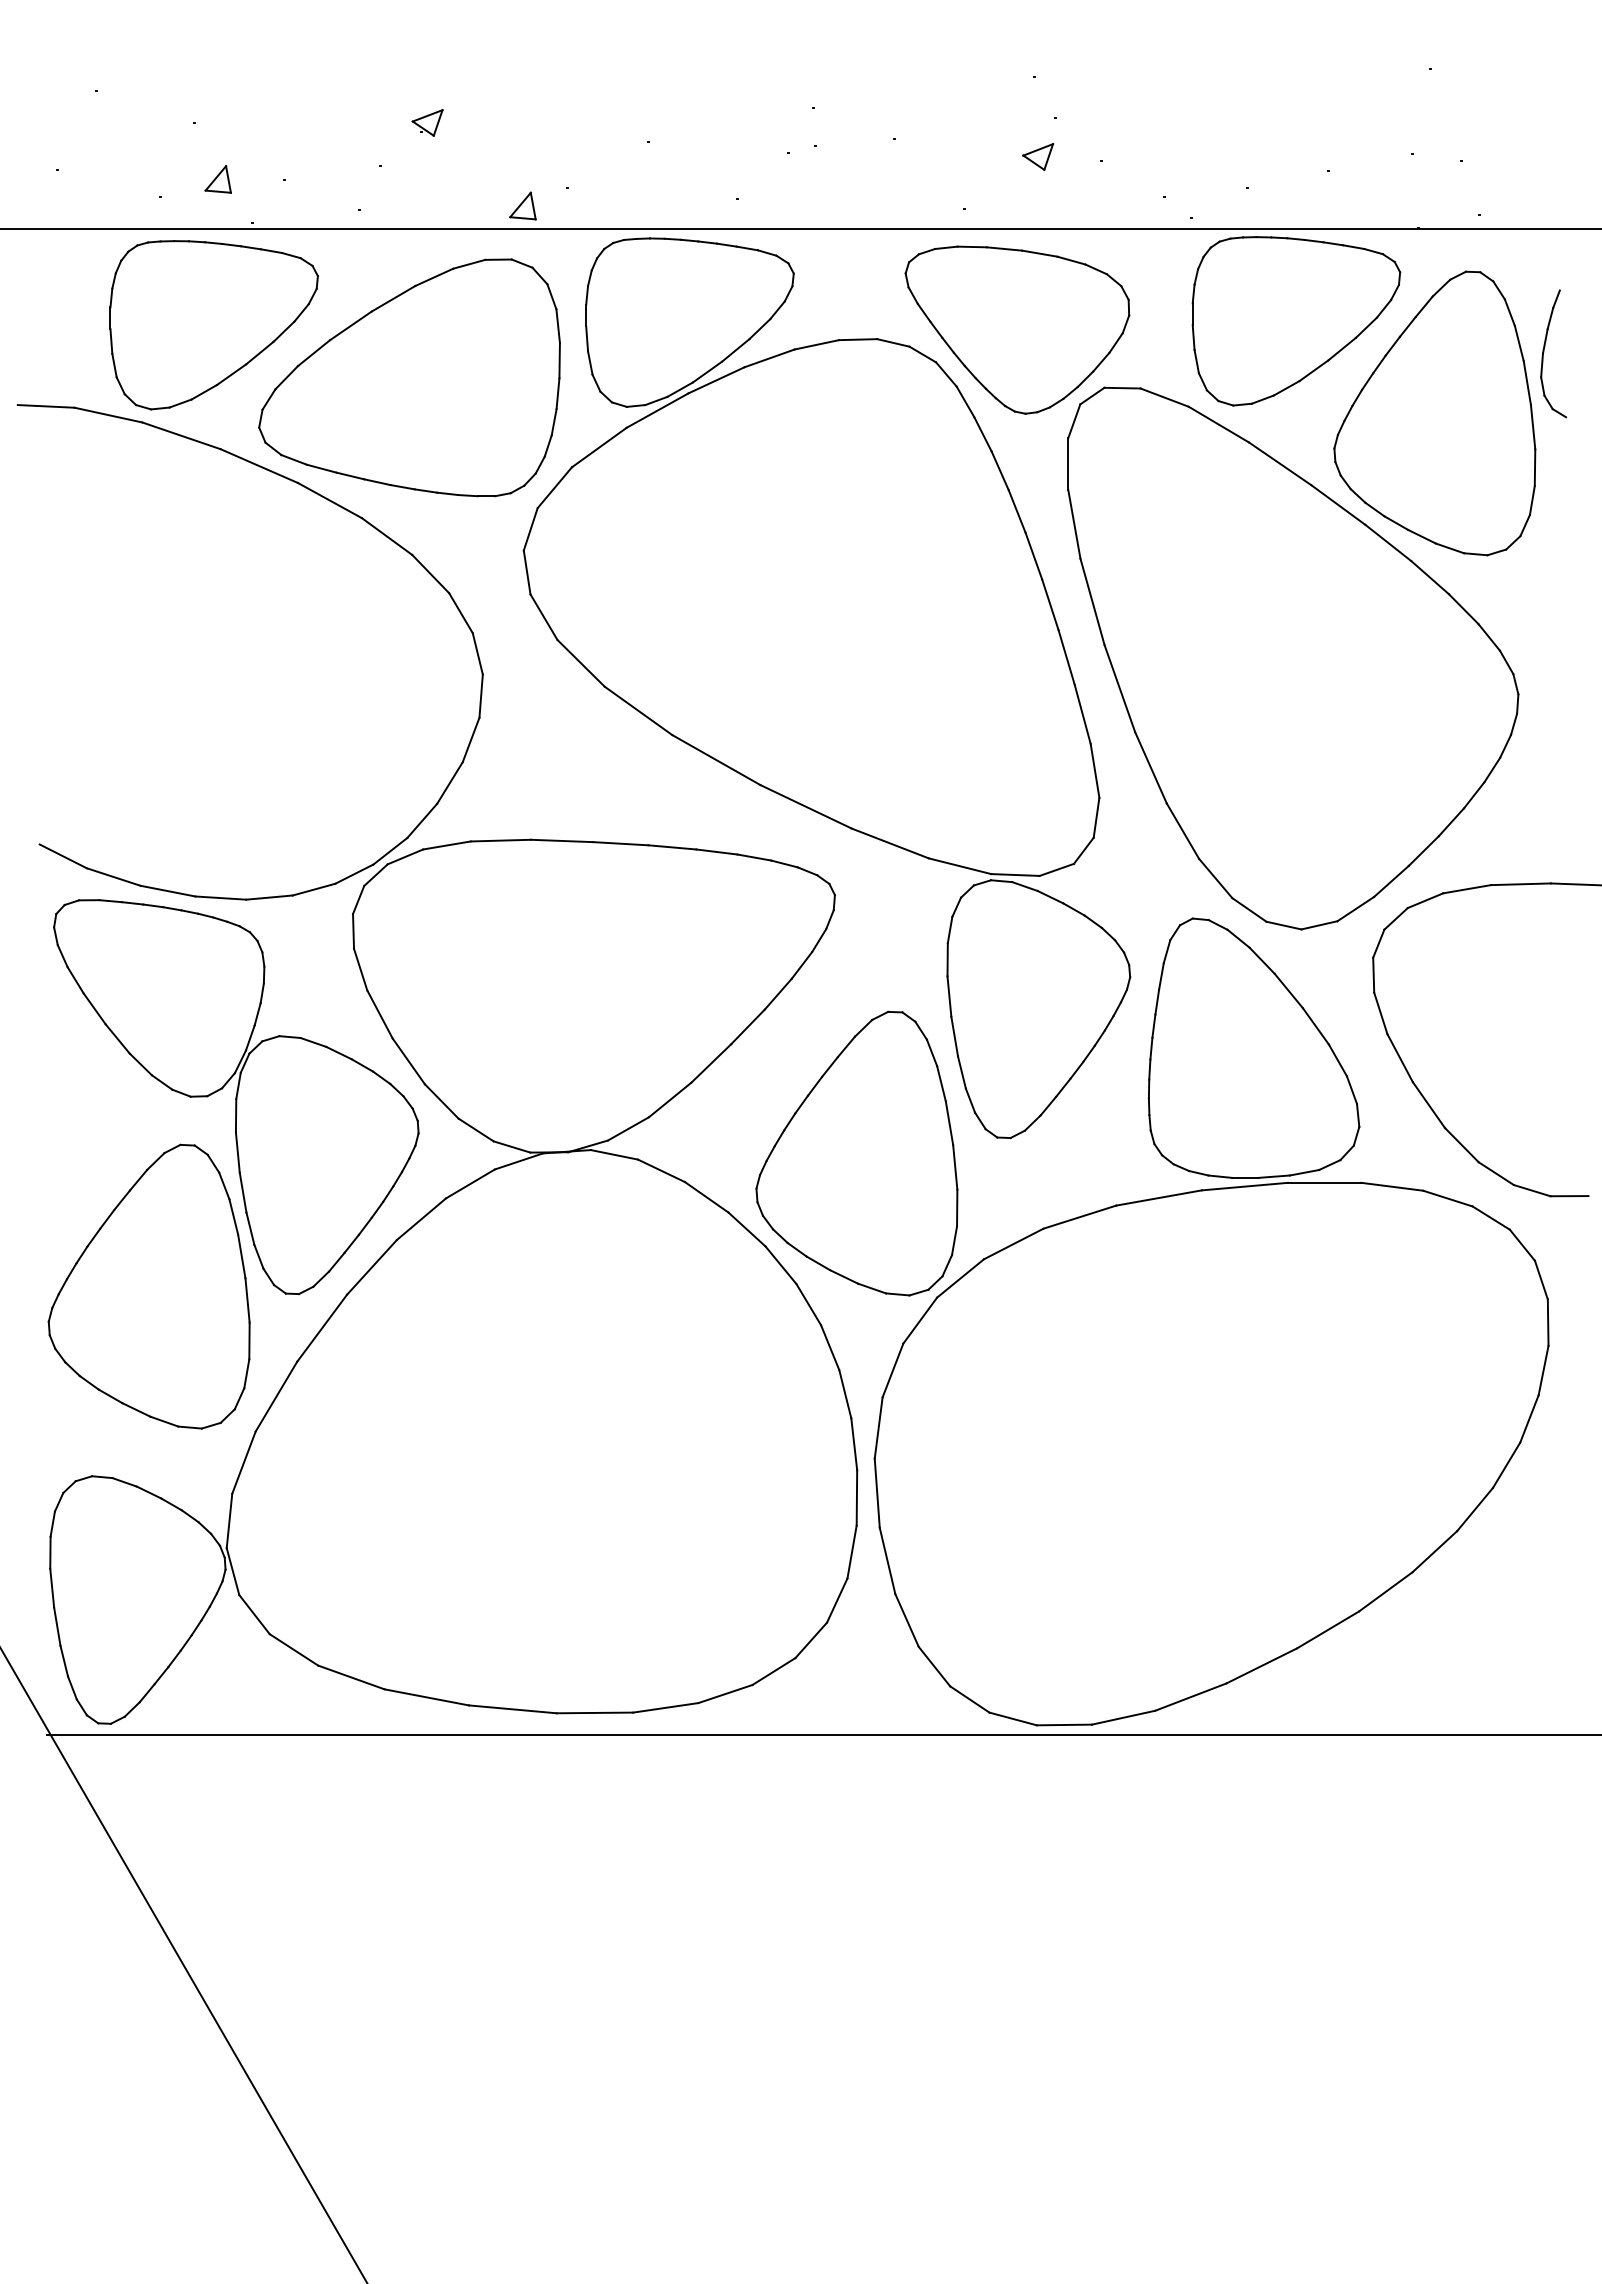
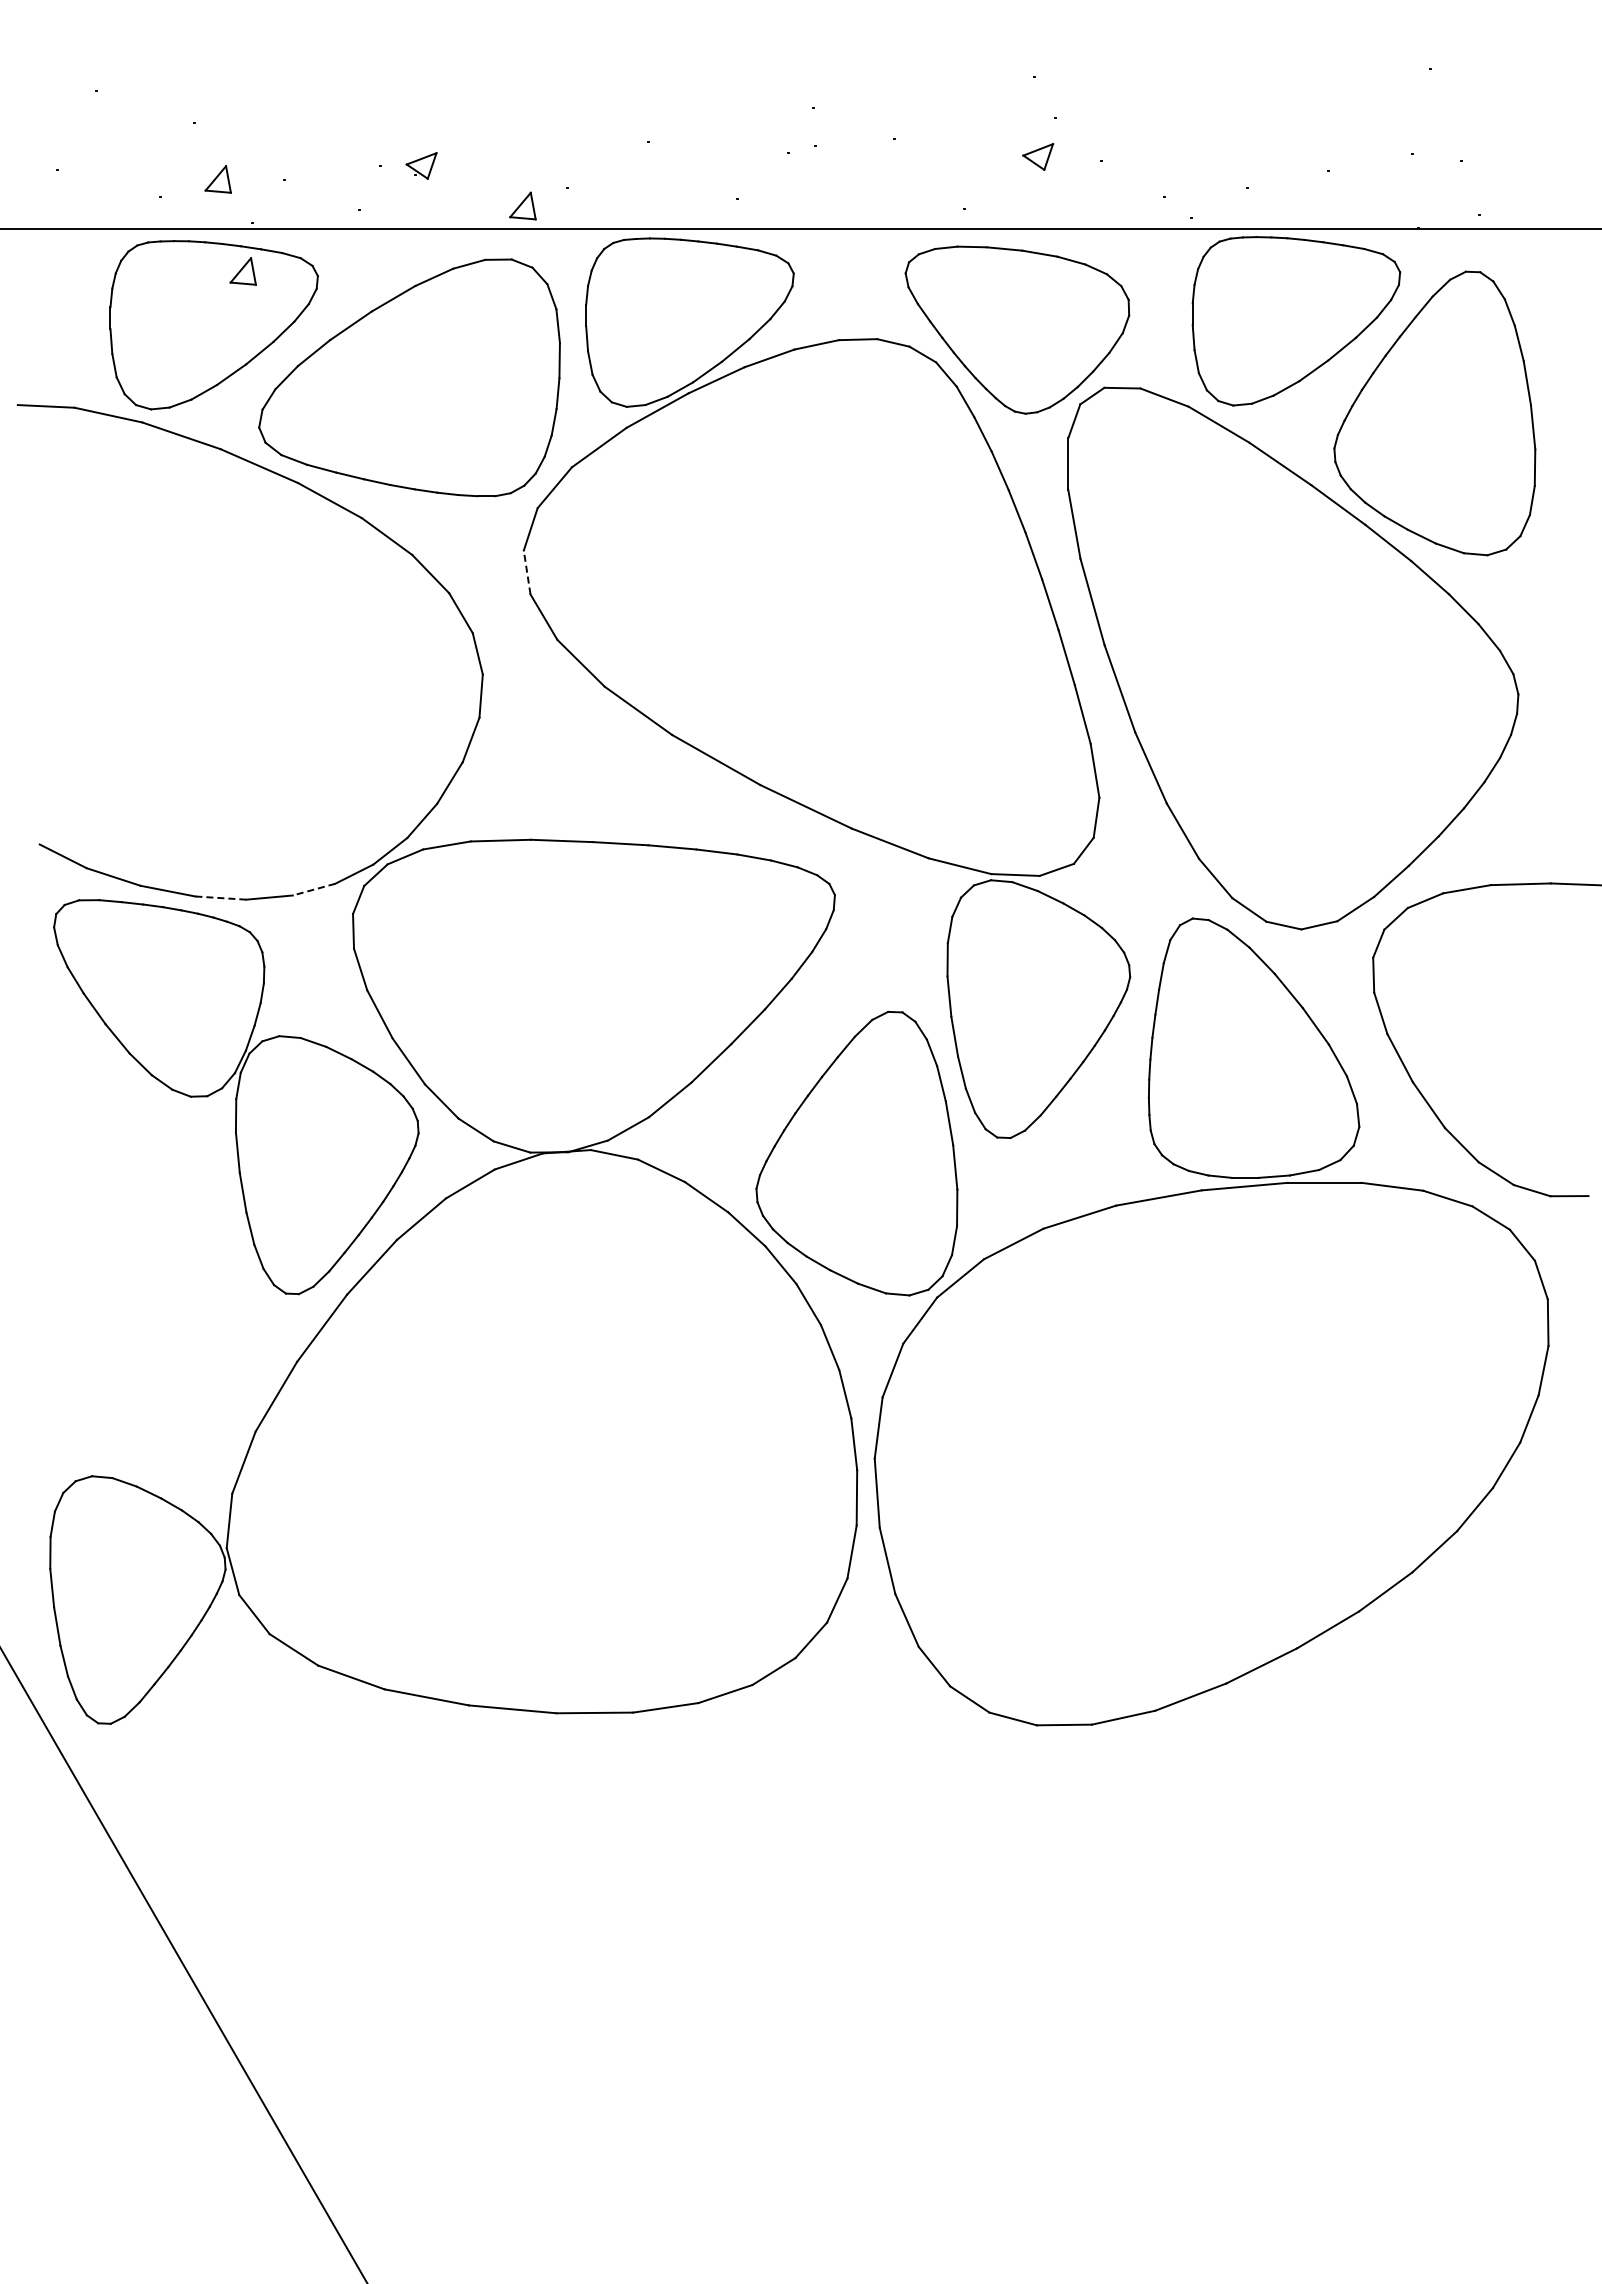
part position: (427, 122) -> (421, 165) (421, 165)
part: none -> present (242, 271)
part: present -> none (1544, 352)
line: solid -> dashed (527, 572)
line: solid -> dashed (313, 889)
line: solid -> dashed (220, 898)
part: present -> none (148, 1286)
line: present -> none (822, 1734)
